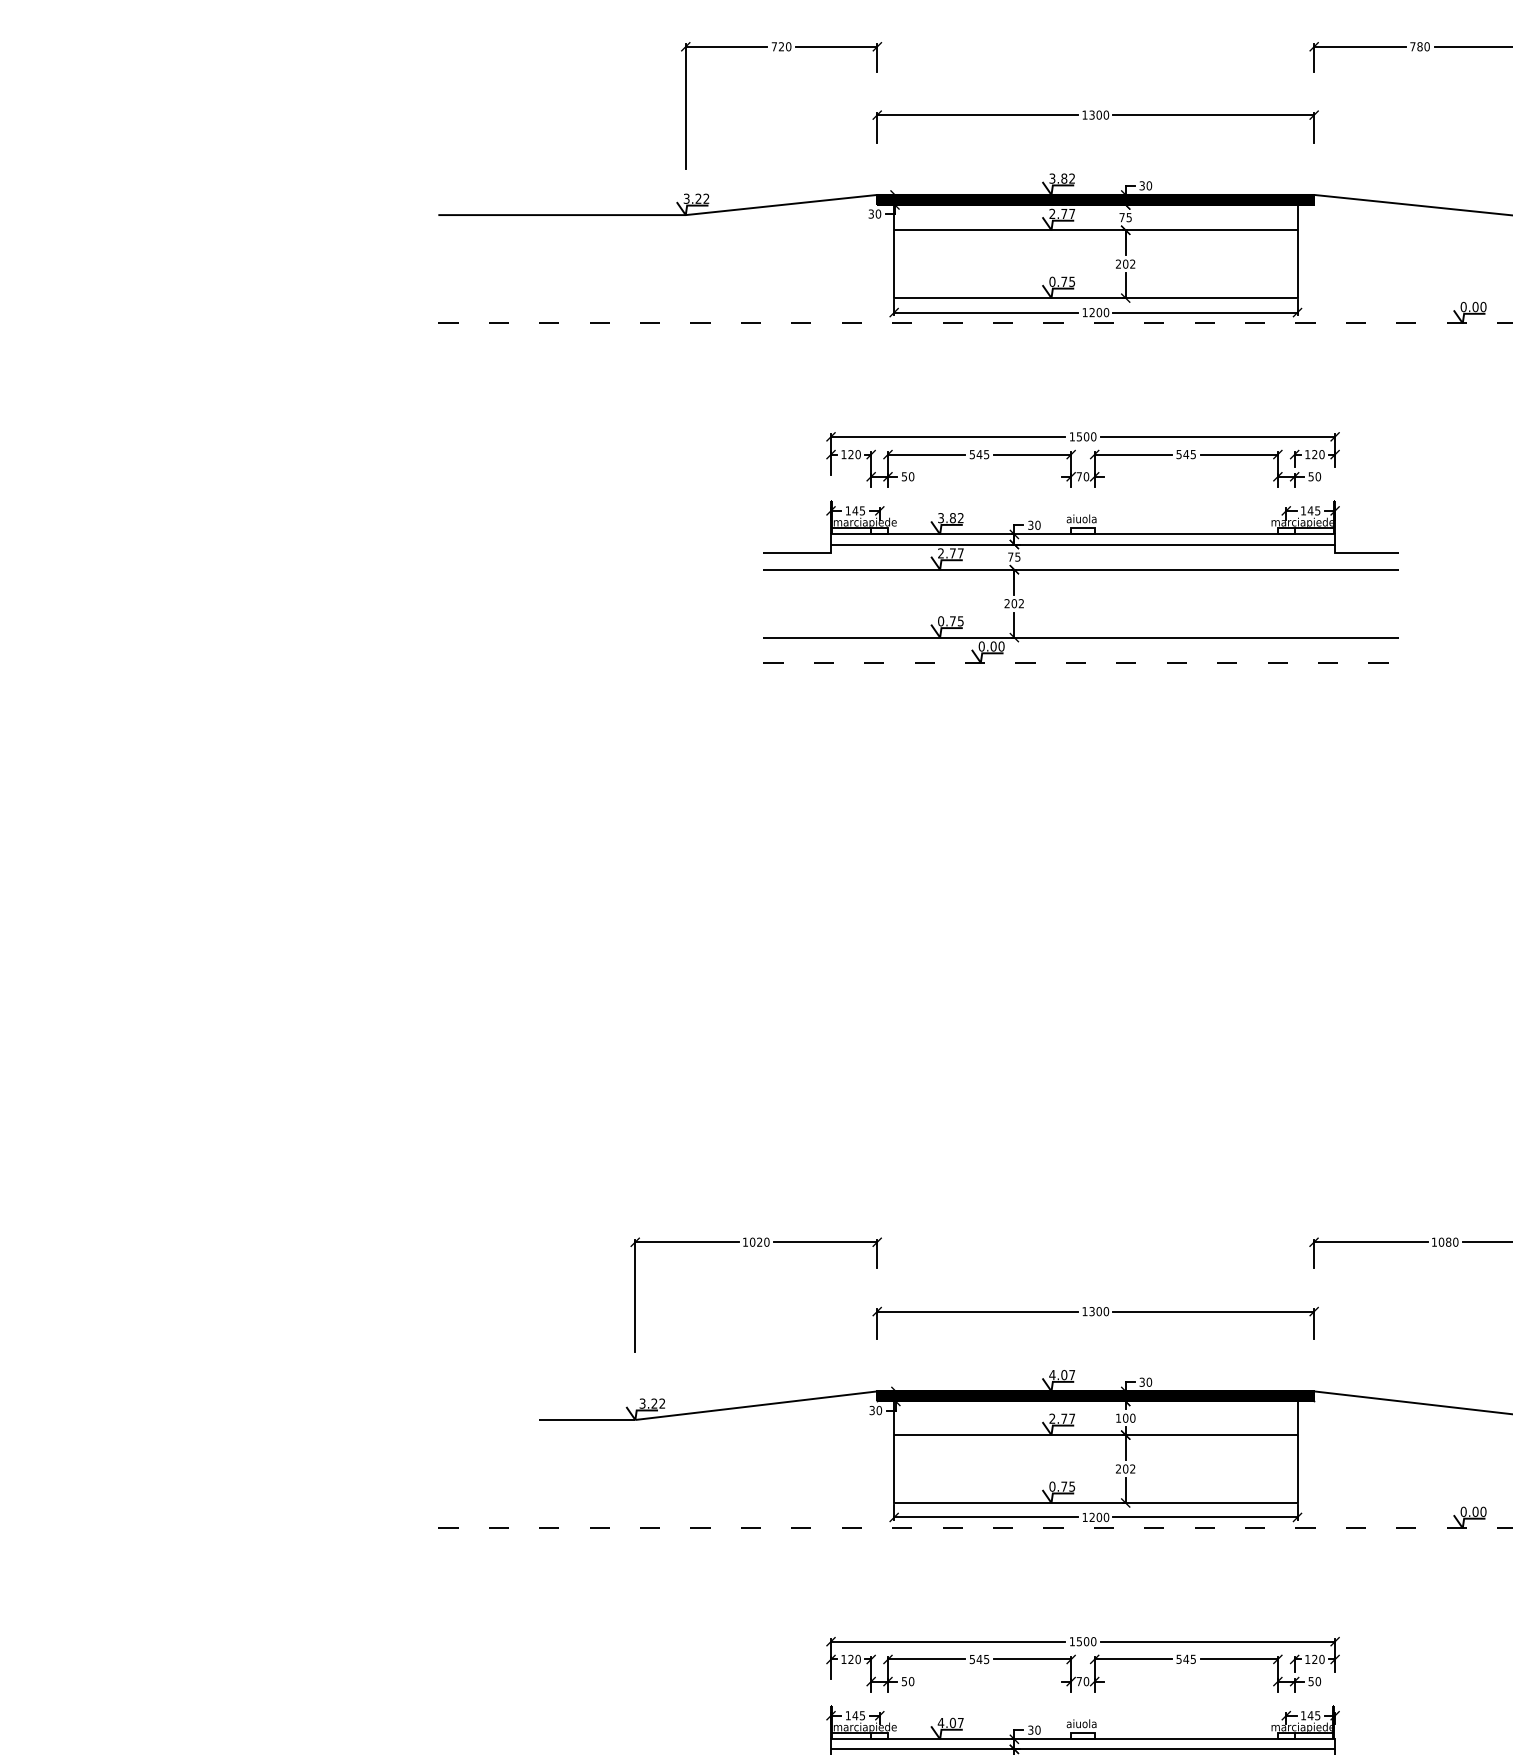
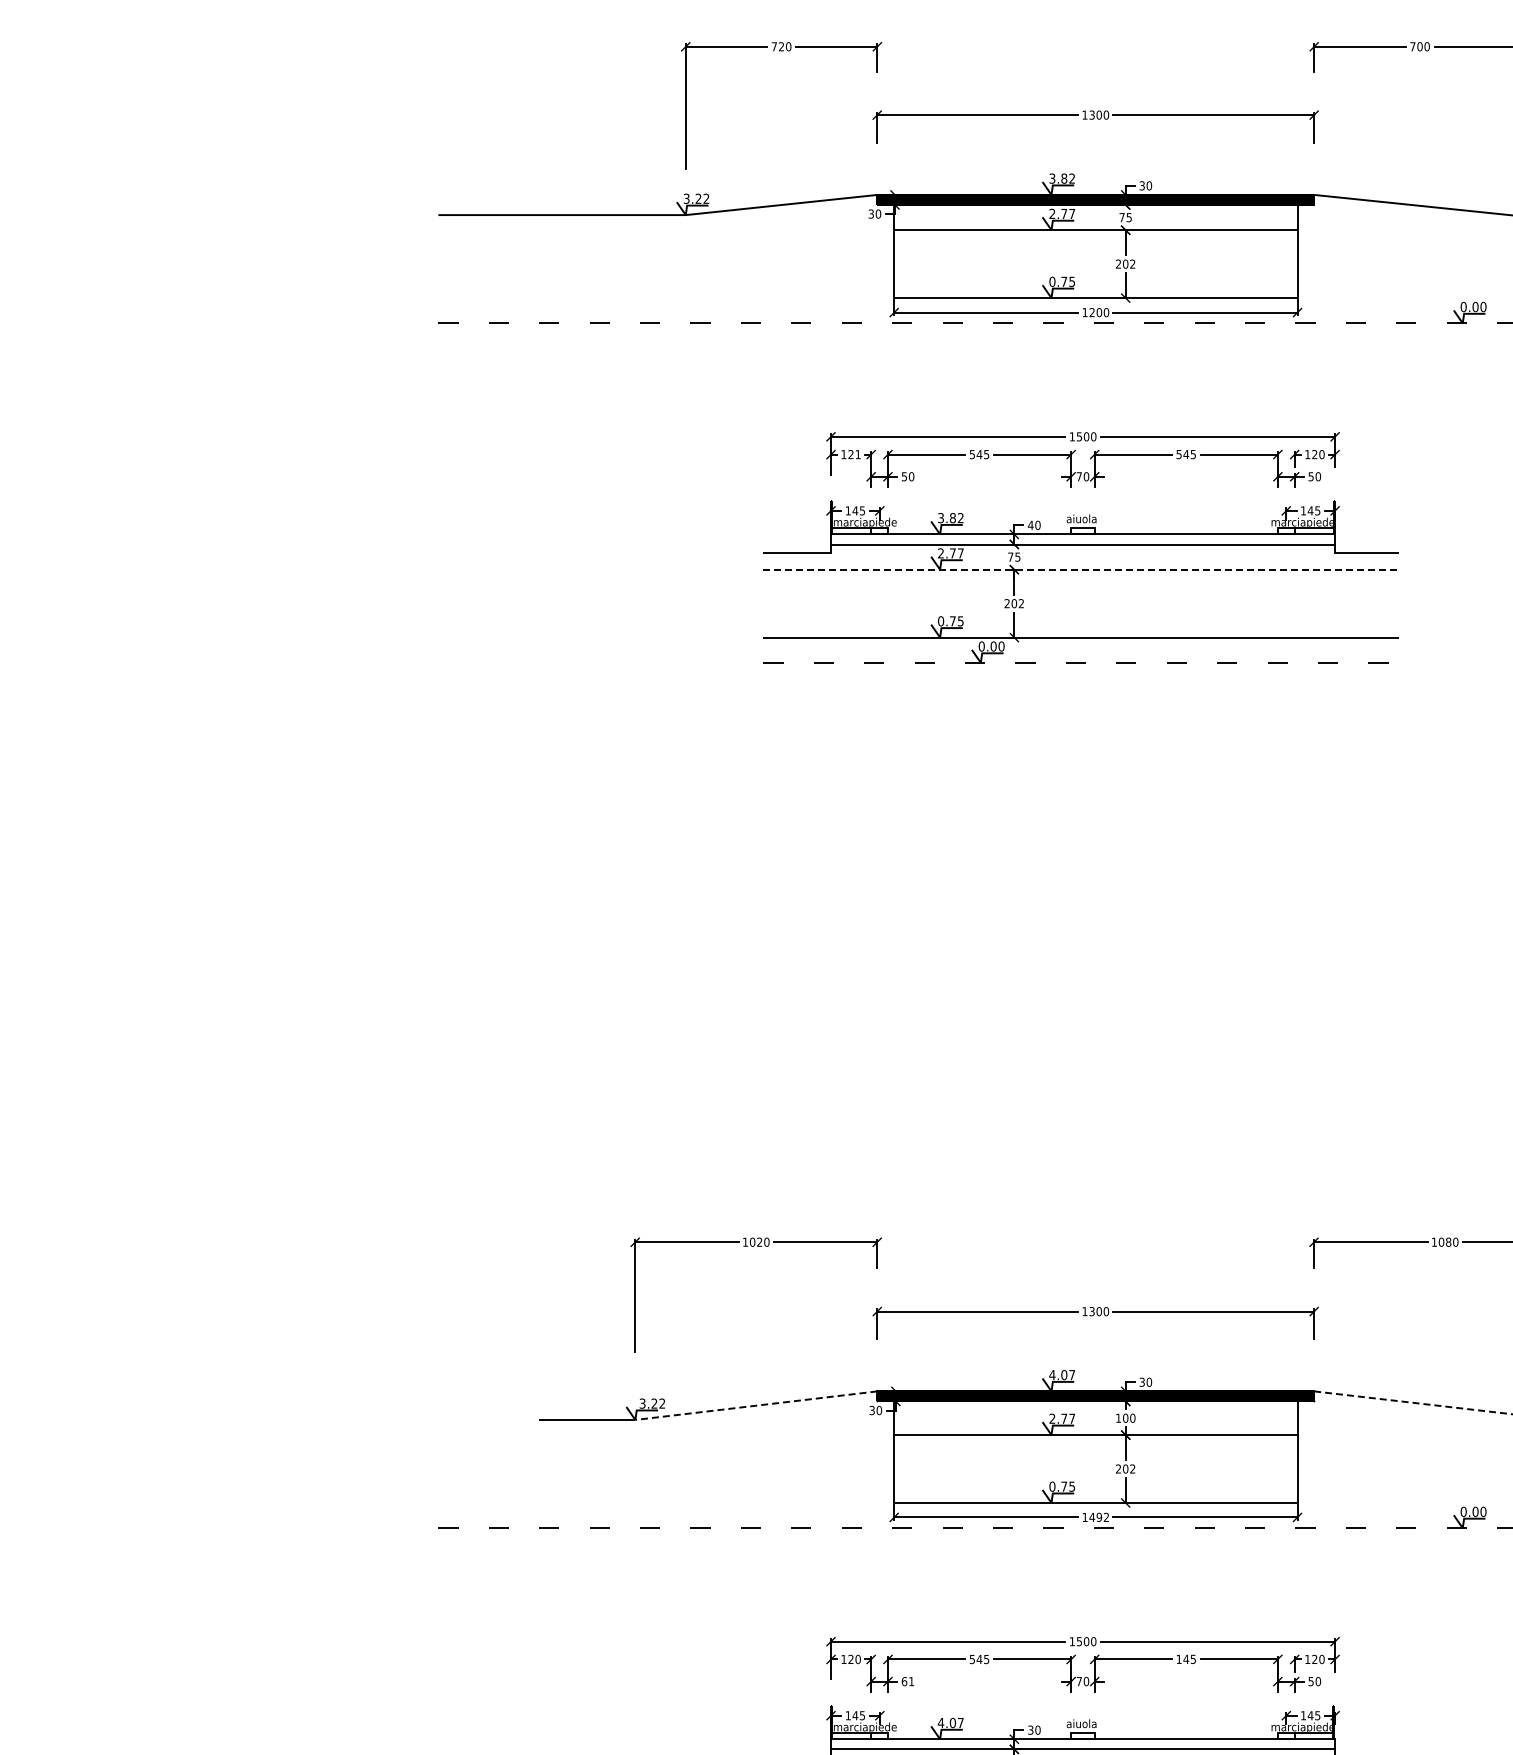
text: 780 -> 700 (1419, 46)
text: 120 -> 121 (857, 454)
text: 30 -> 40 (1030, 524)
line: solid -> dashed (1081, 569)
line: solid -> dashed (1413, 1402)
line: solid -> dashed (756, 1405)
text: 1200 -> 1492 (1099, 1517)
text: 545 -> 145 (1178, 1658)
text: 50 -> 61 (907, 1681)
